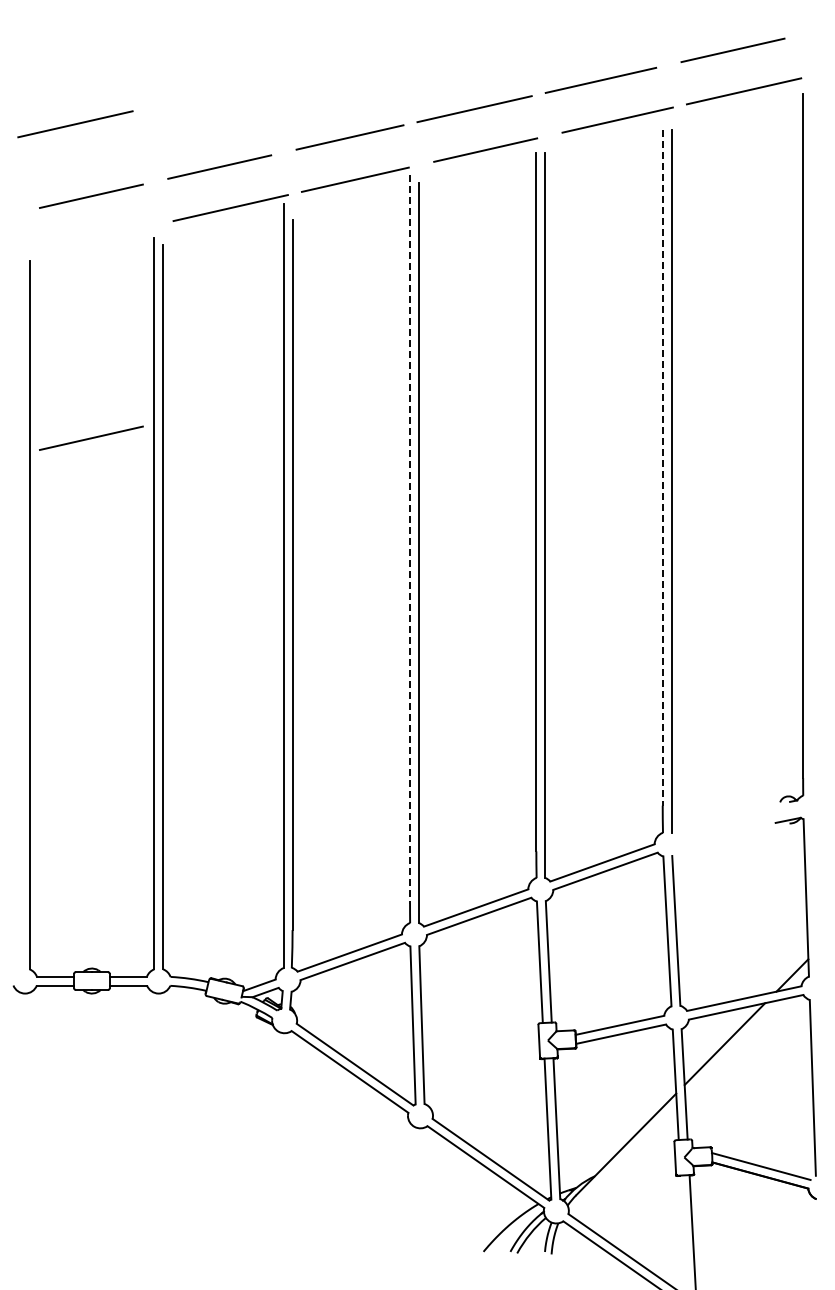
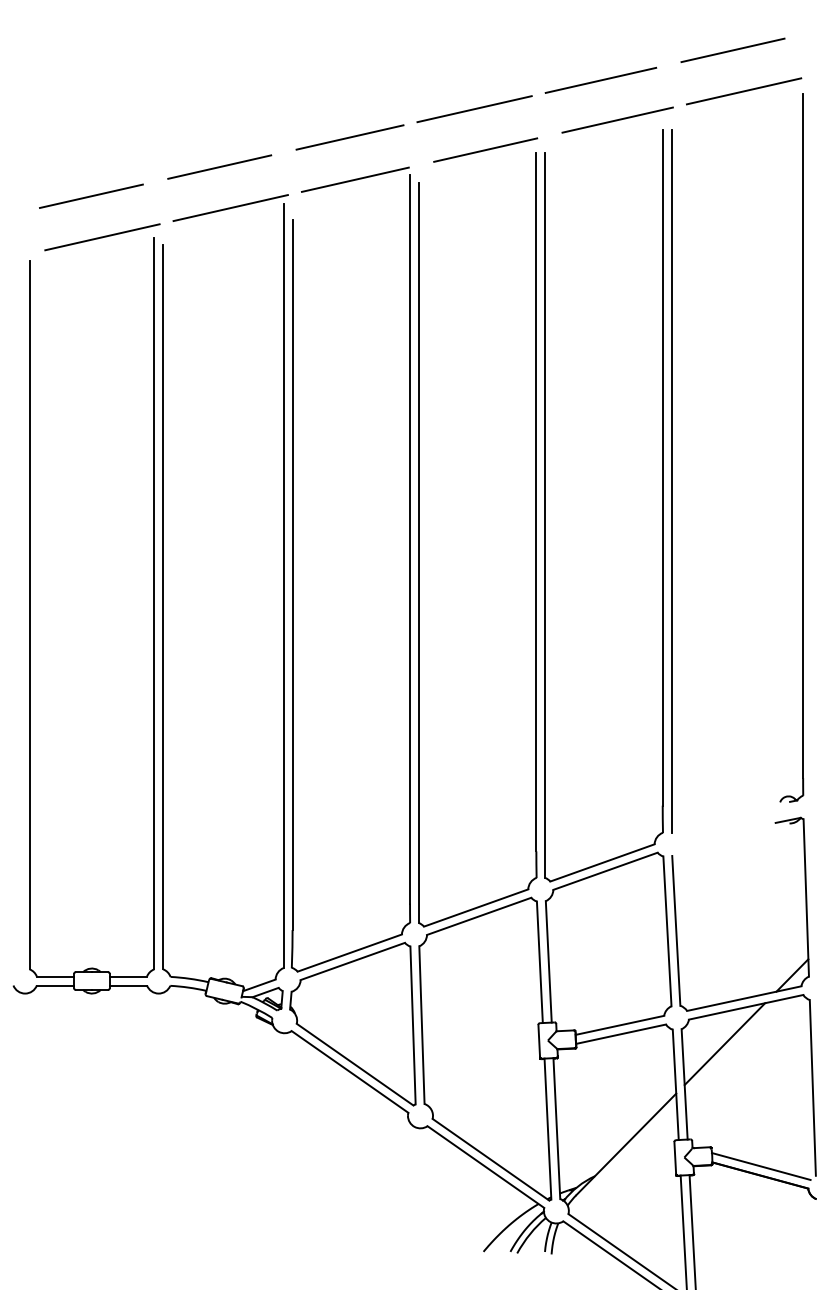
line position: (75, 124) -> (102, 237) (102, 237)
line: present -> none (91, 437)
line: dashed -> solid (662, 467)
line: dashed -> solid (410, 540)
line: none -> present (683, 1230)
